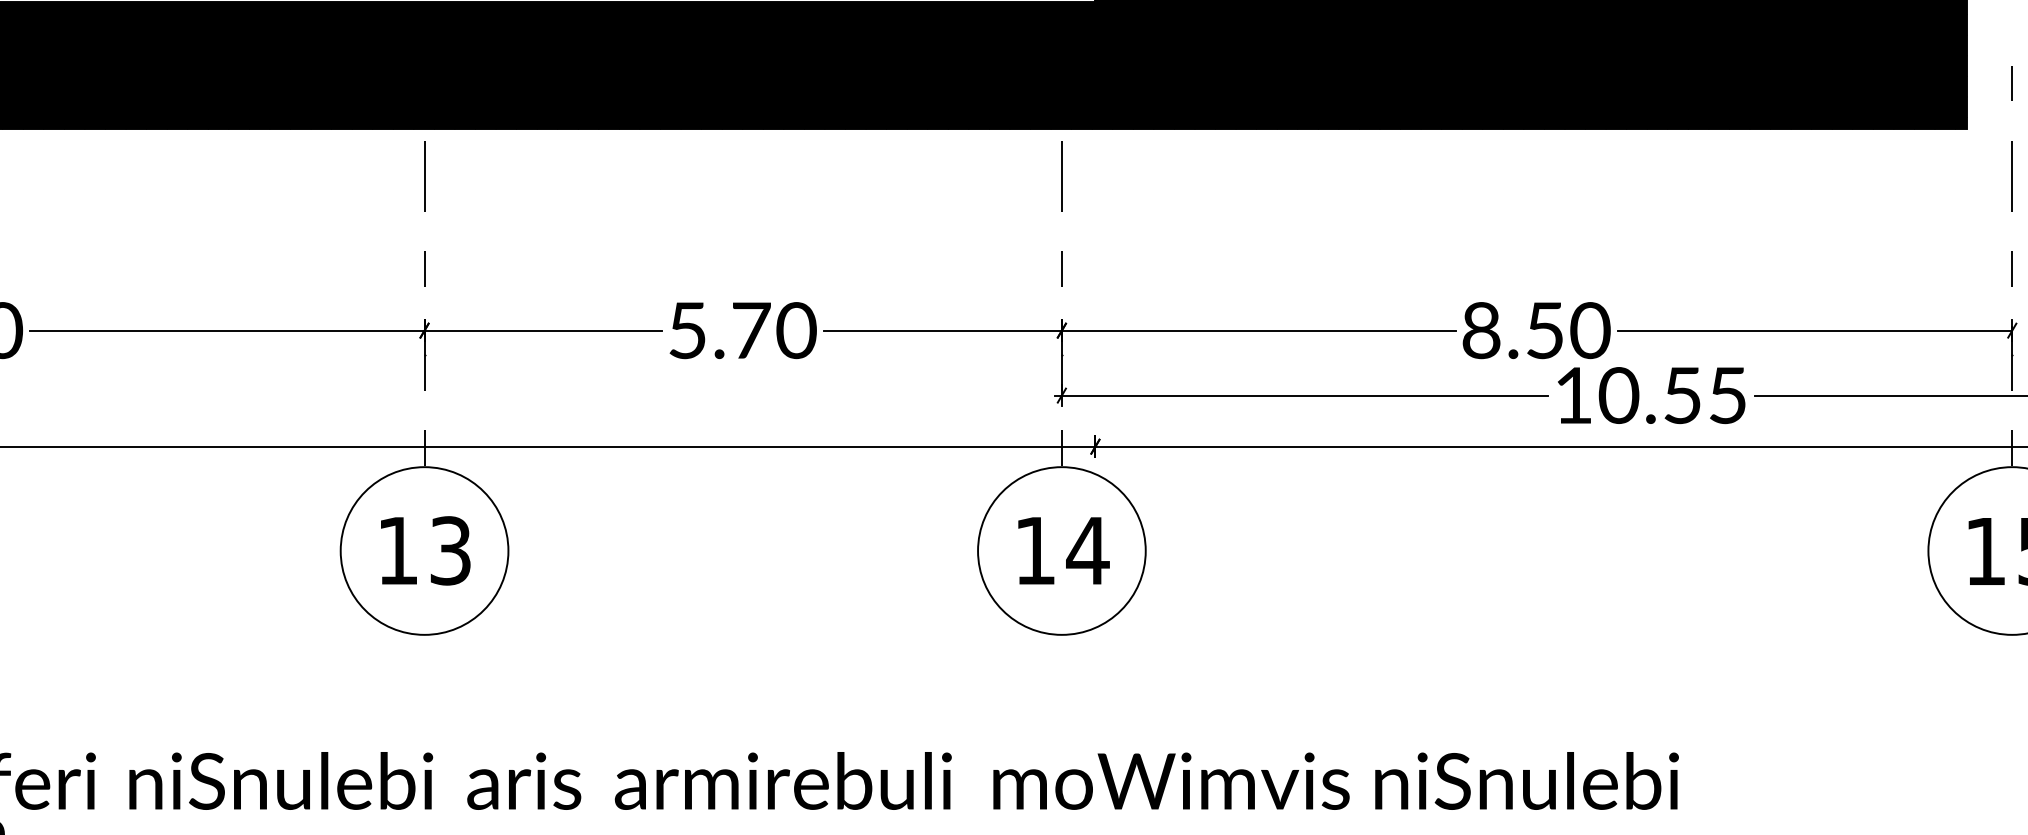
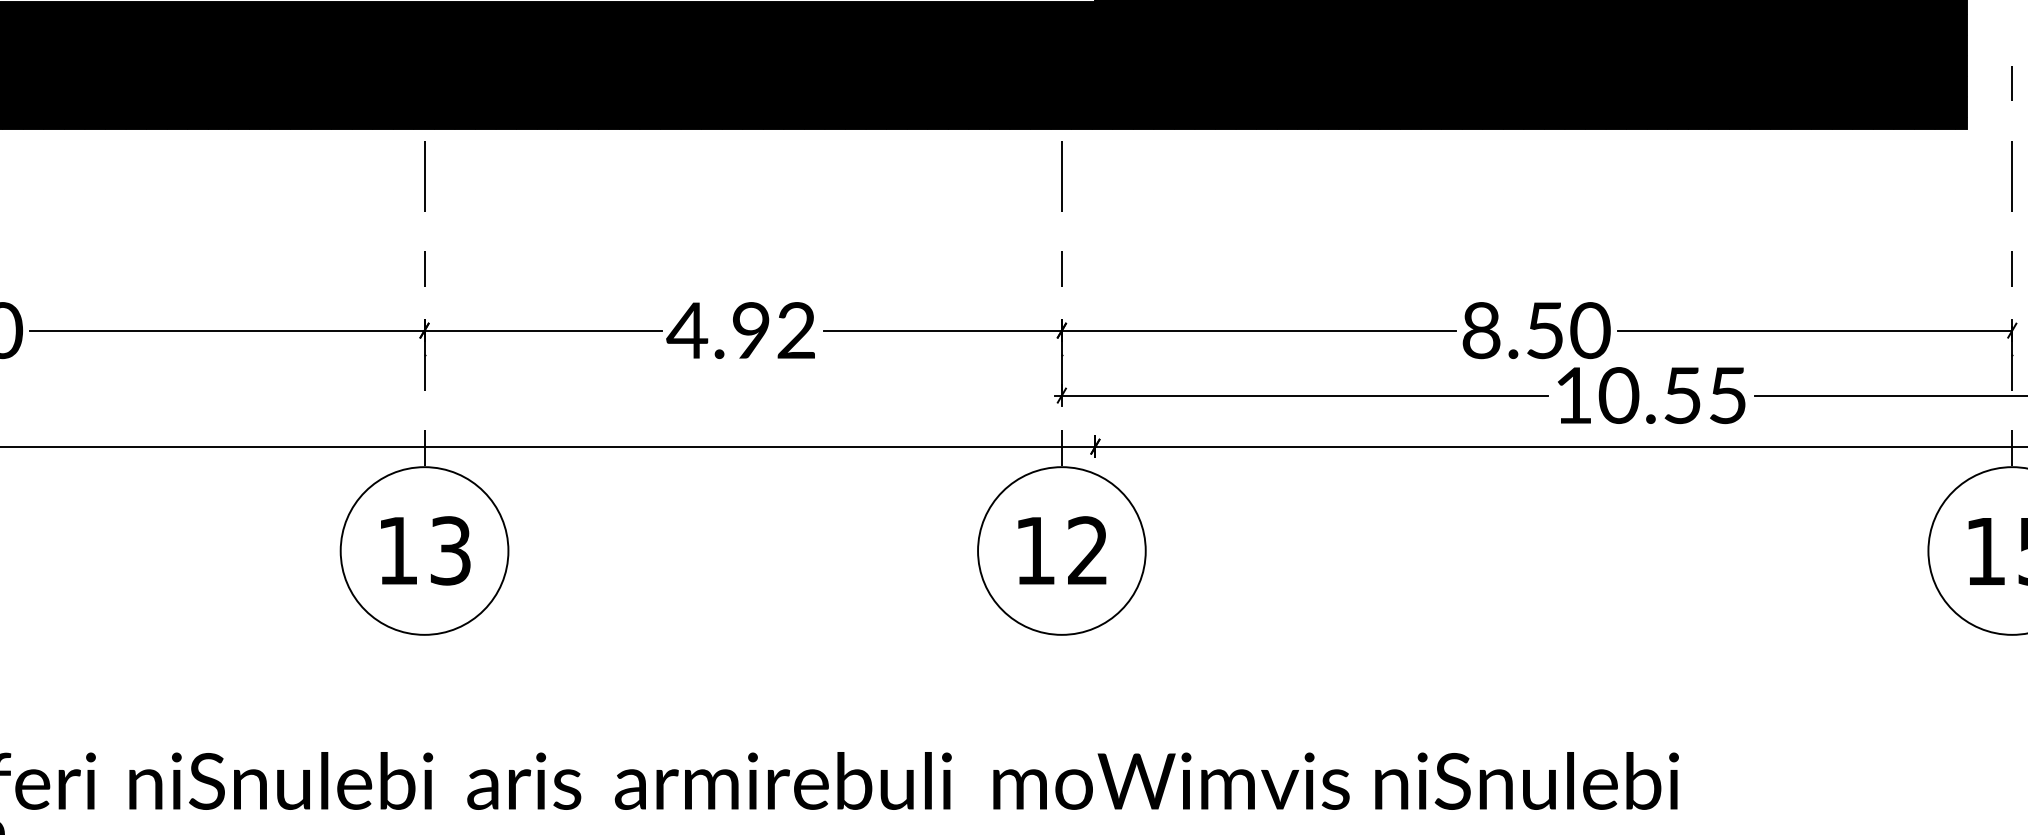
text: 5.70 -> 4.92 (741, 330)
text: 14 -> 12 (1087, 550)
